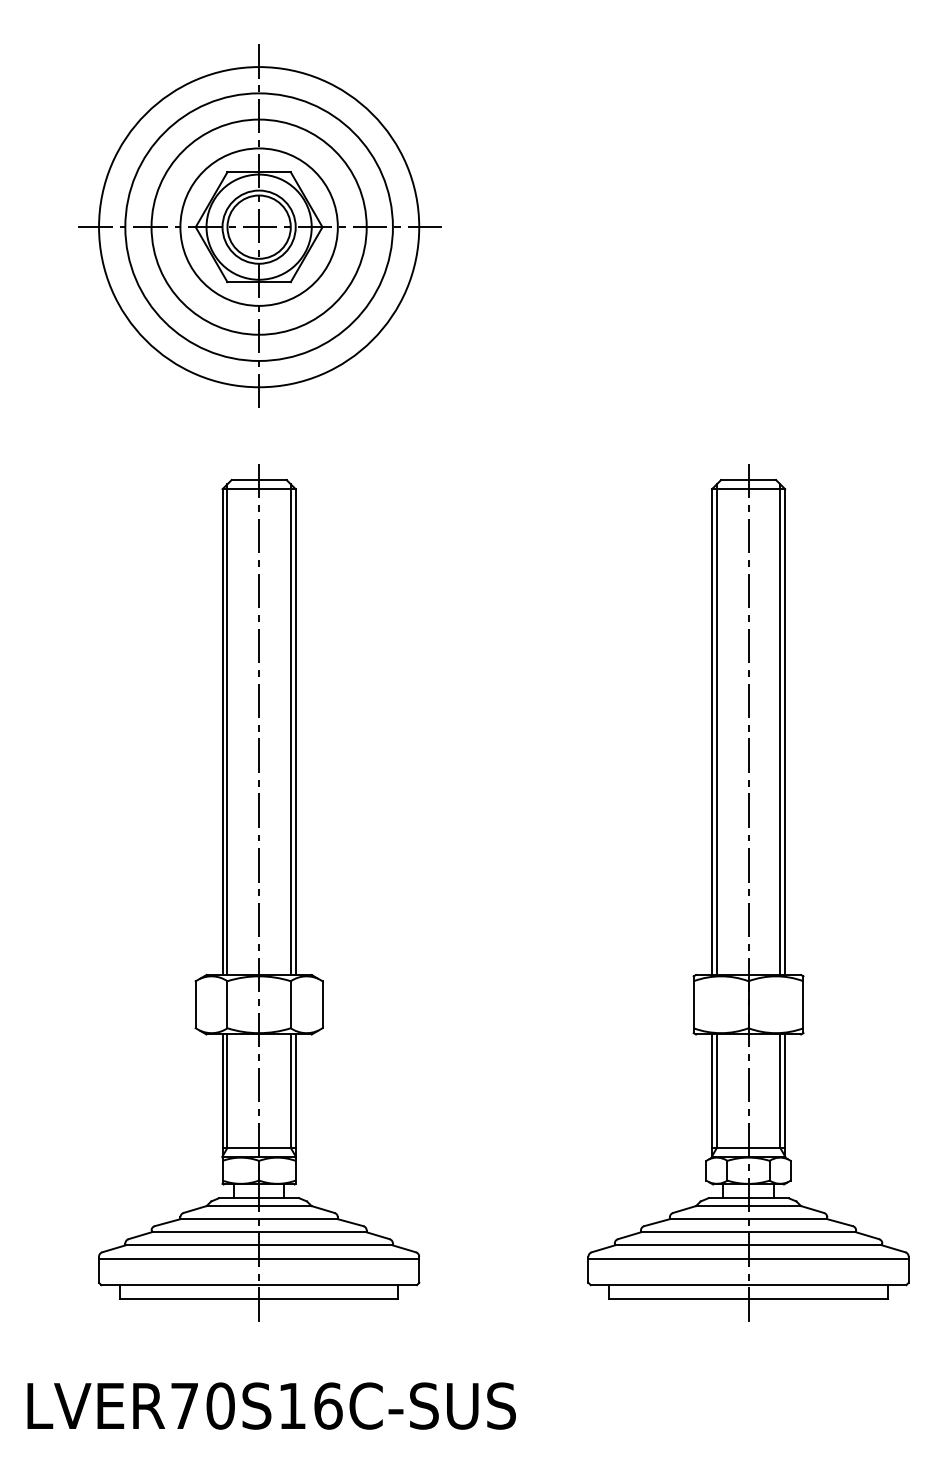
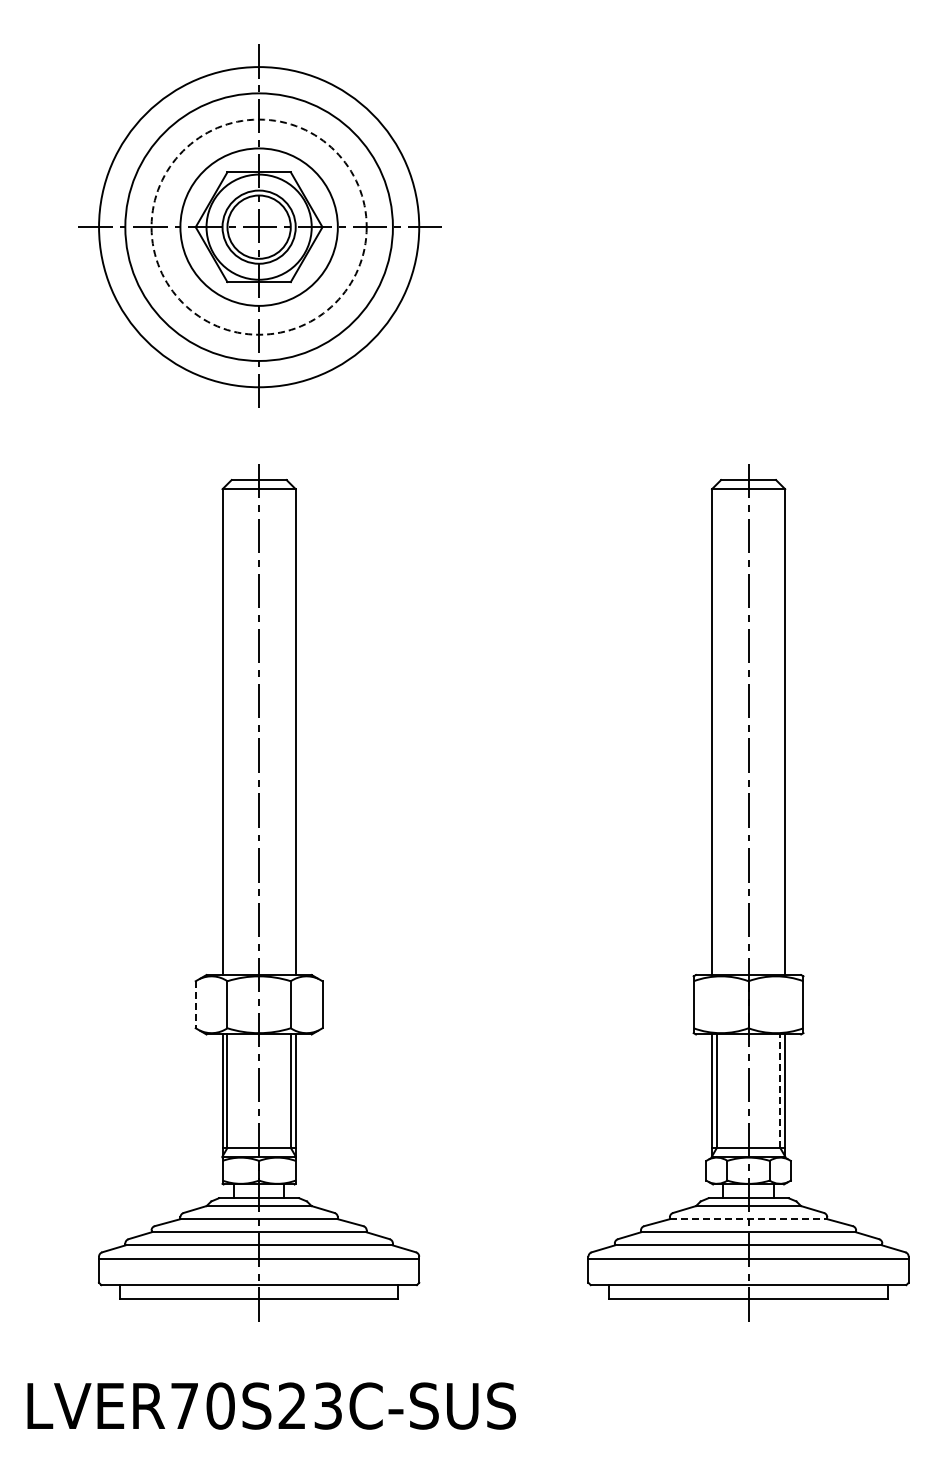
circle: solid -> dashed (258, 226)
line: present -> none (227, 729)
line: present -> none (290, 729)
line: present -> none (716, 729)
line: present -> none (780, 729)
line: solid -> dashed (195, 1004)
line: solid -> dashed (780, 1091)
line: solid -> dashed (748, 1219)
text: LVER70S16C-SUS -> LVER70S23C-SUS (310, 1405)
